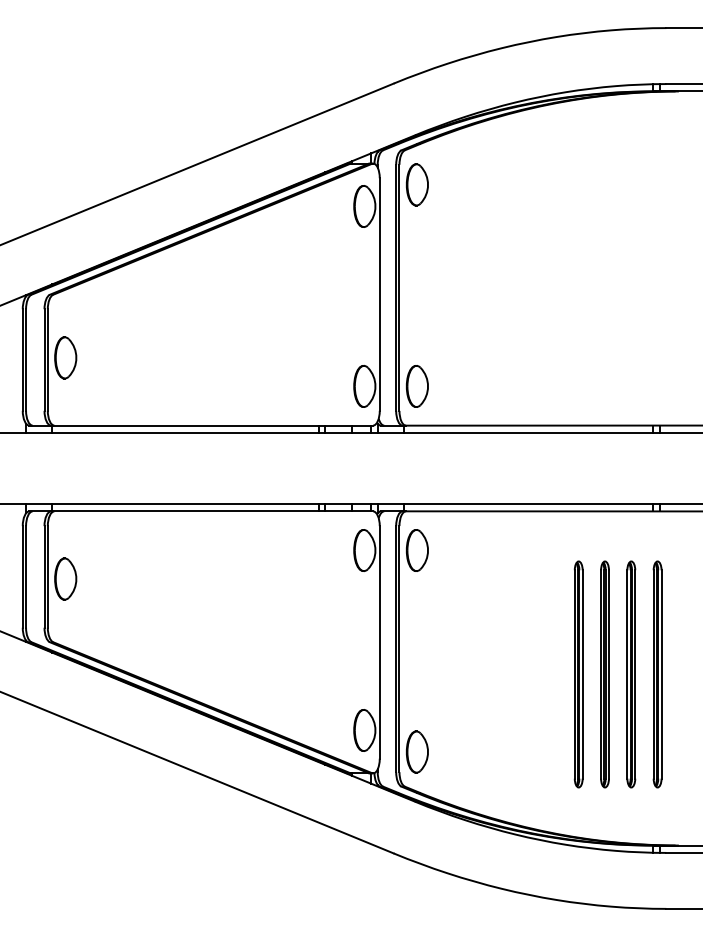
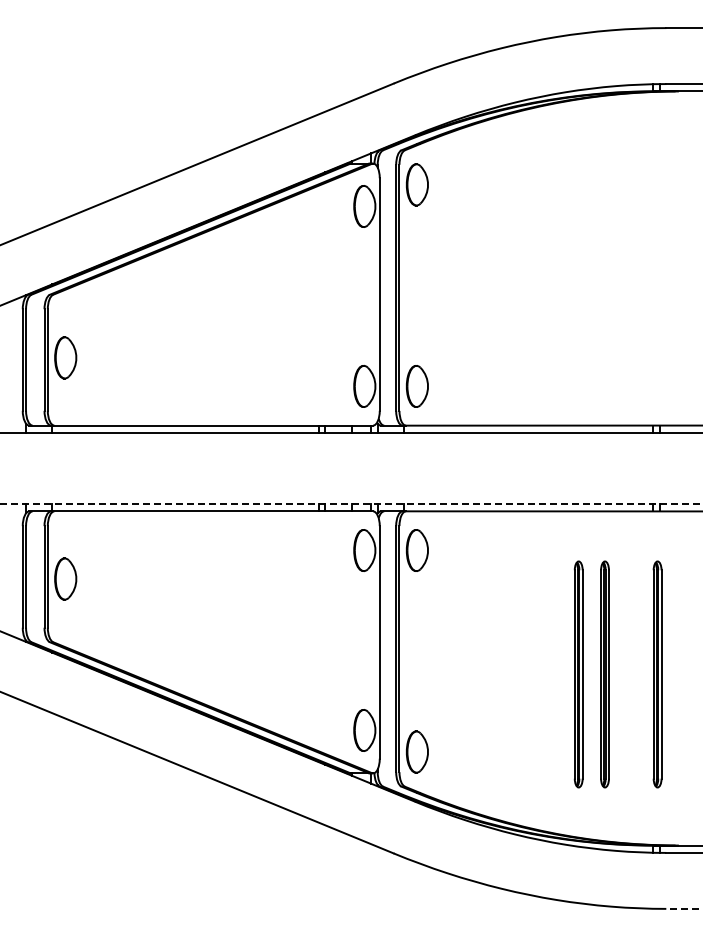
line: solid -> dashed (351, 504)
part: present -> none (631, 674)
line: solid -> dashed (684, 908)
